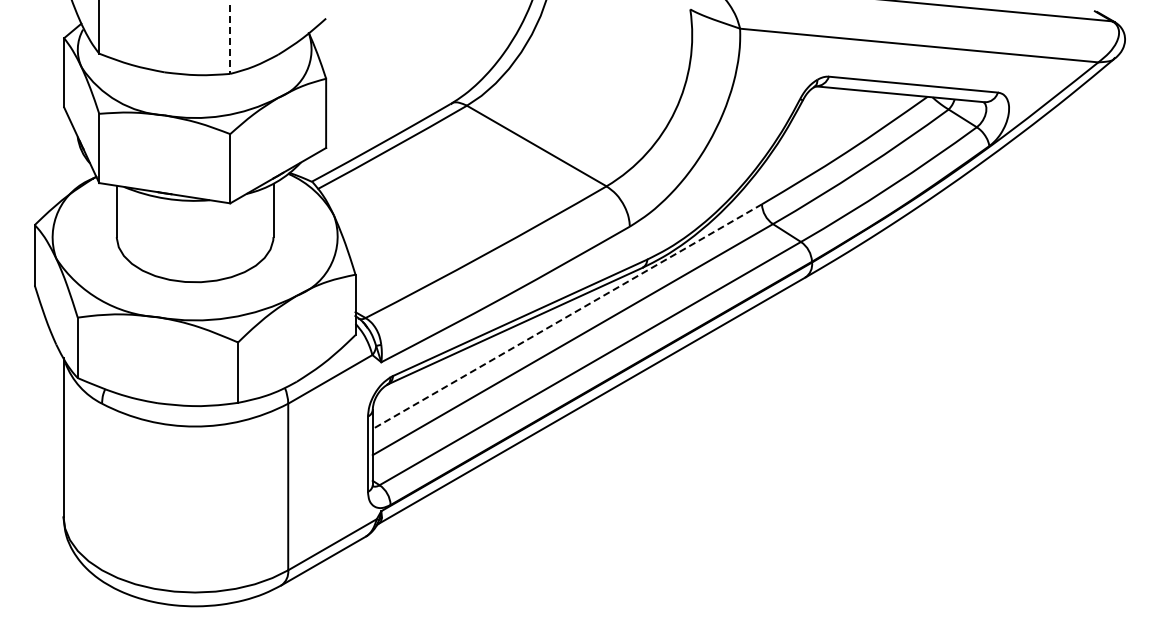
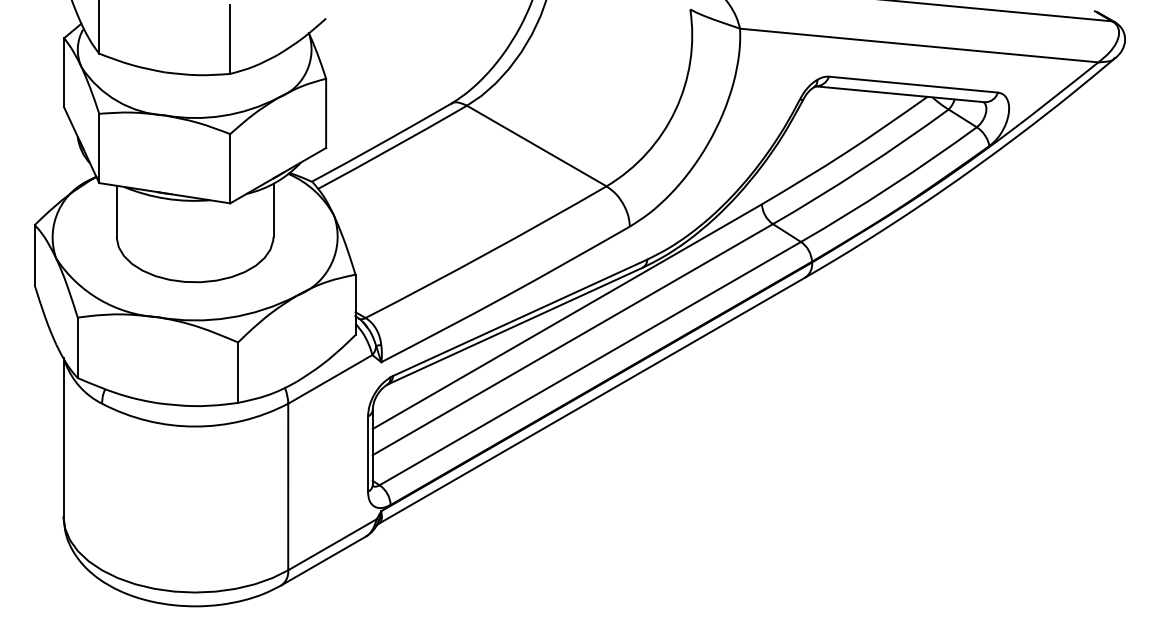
line: dashed -> solid (230, 39)
line: dashed -> solid (567, 316)
